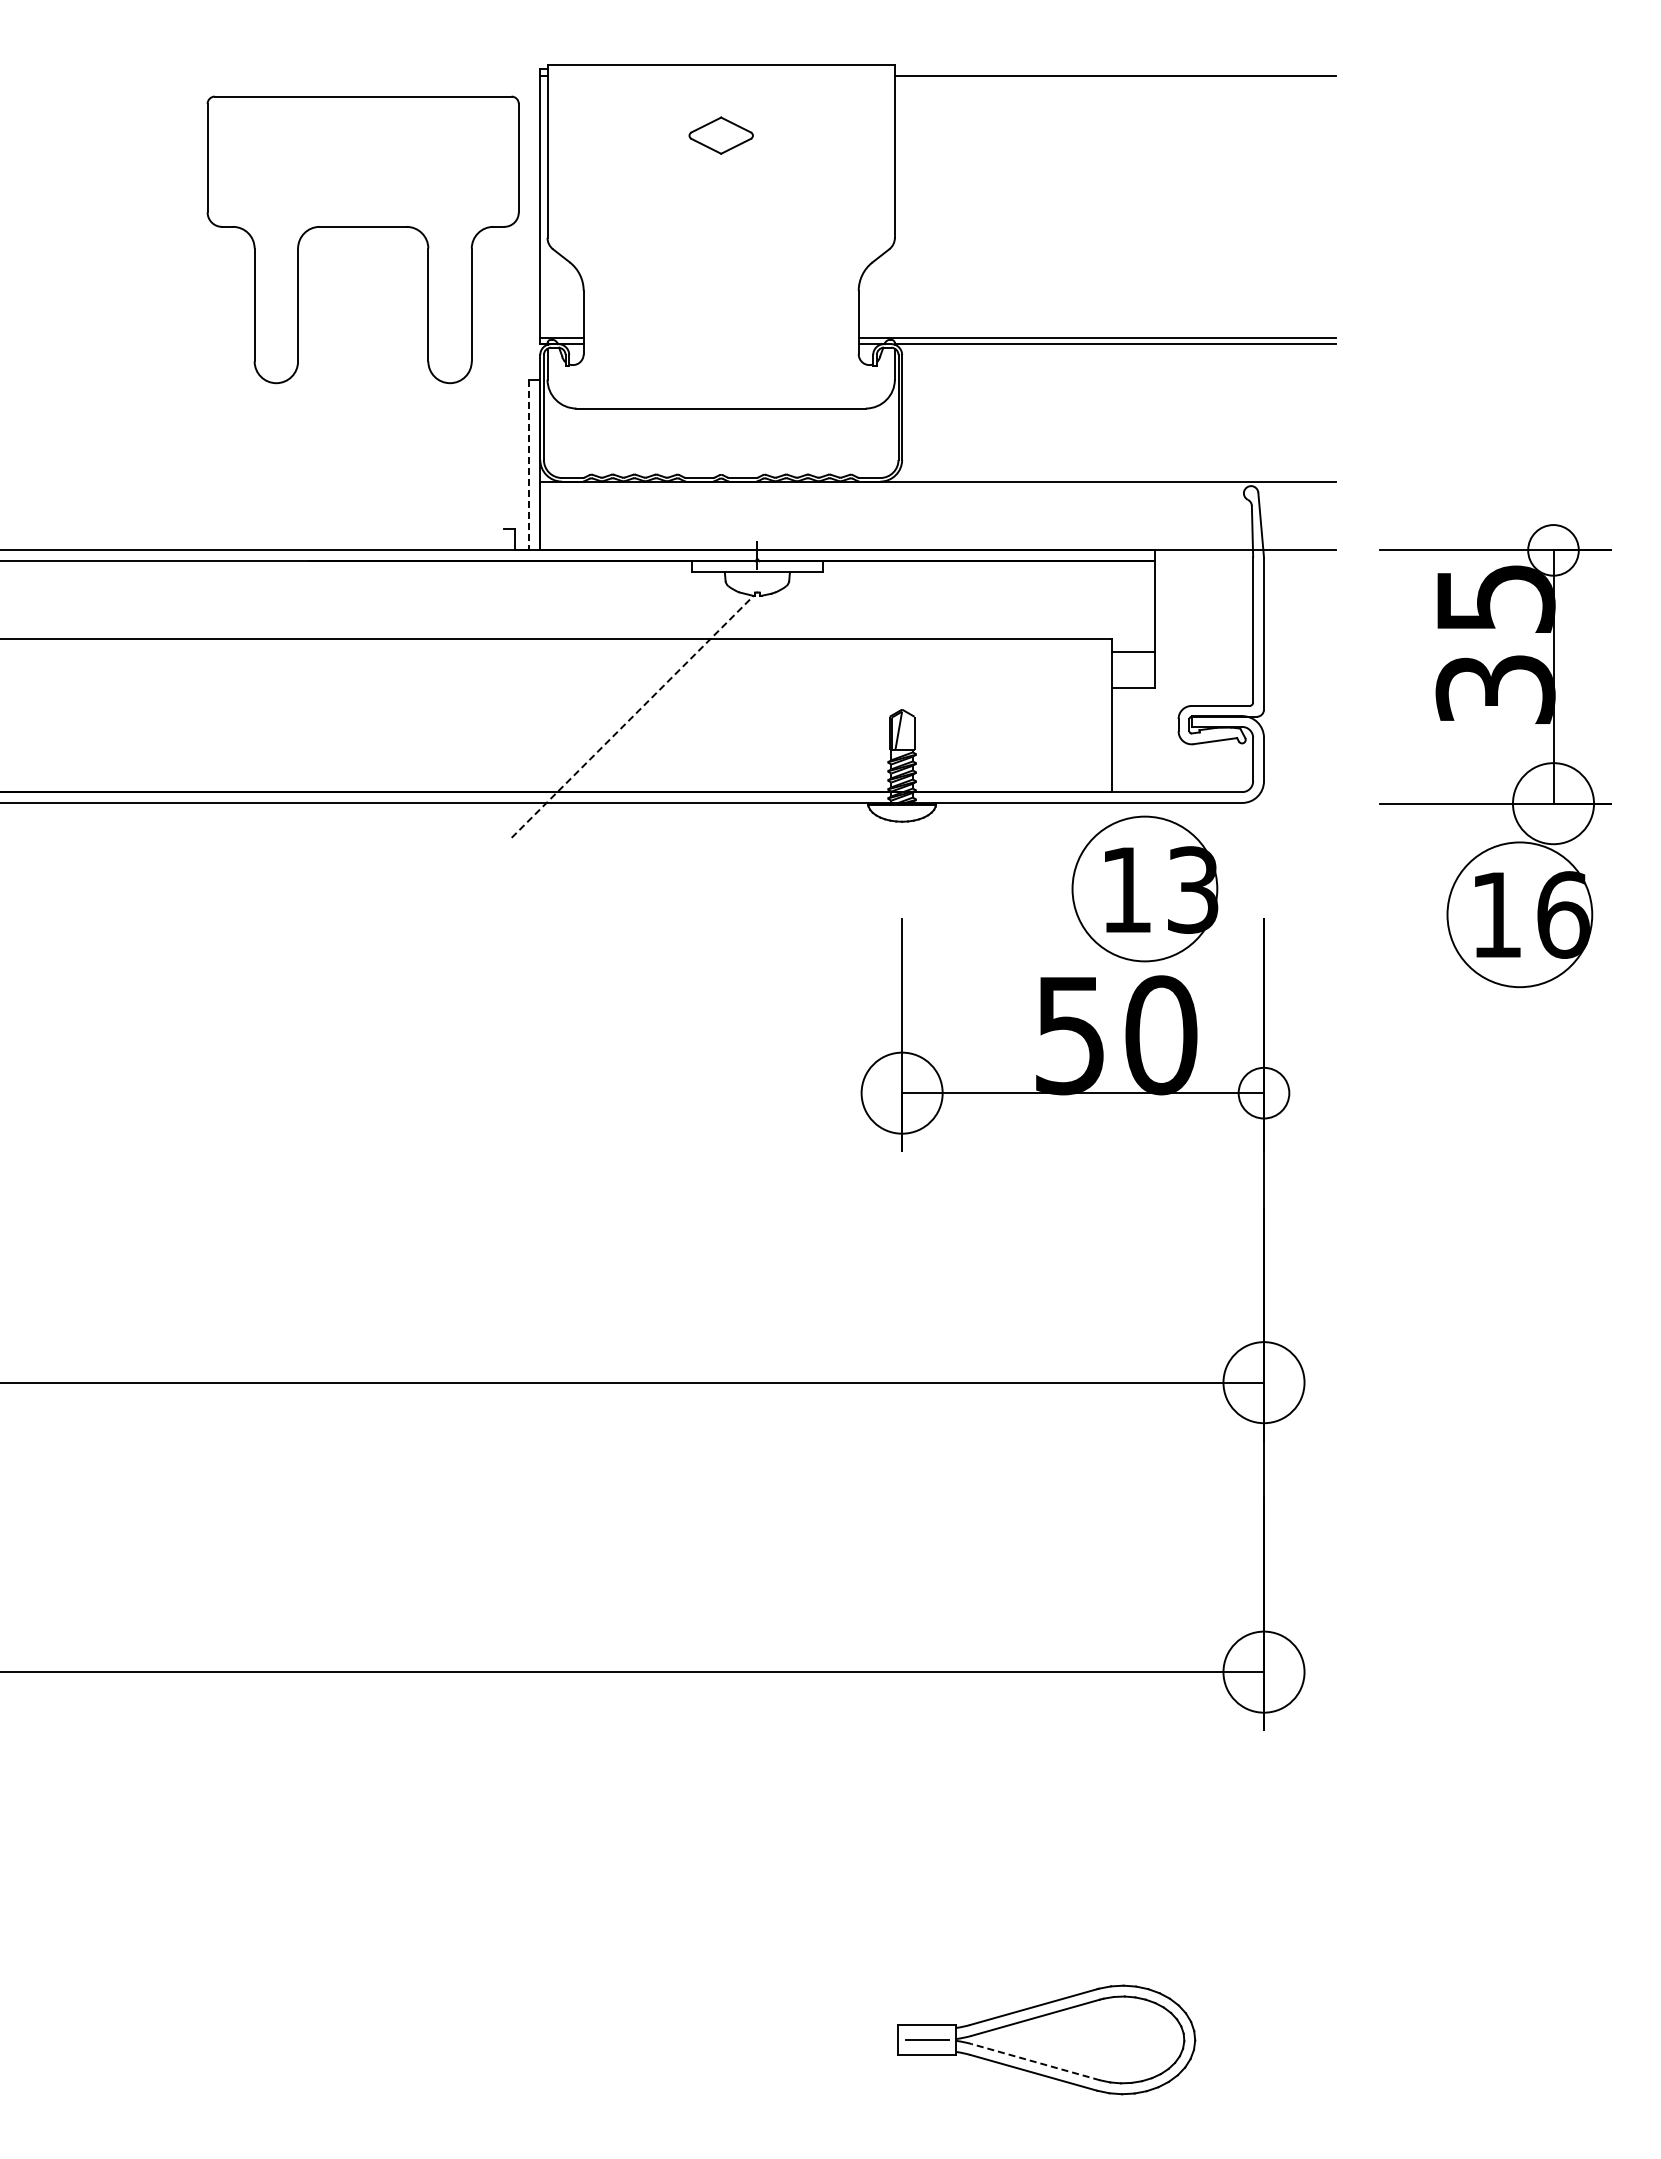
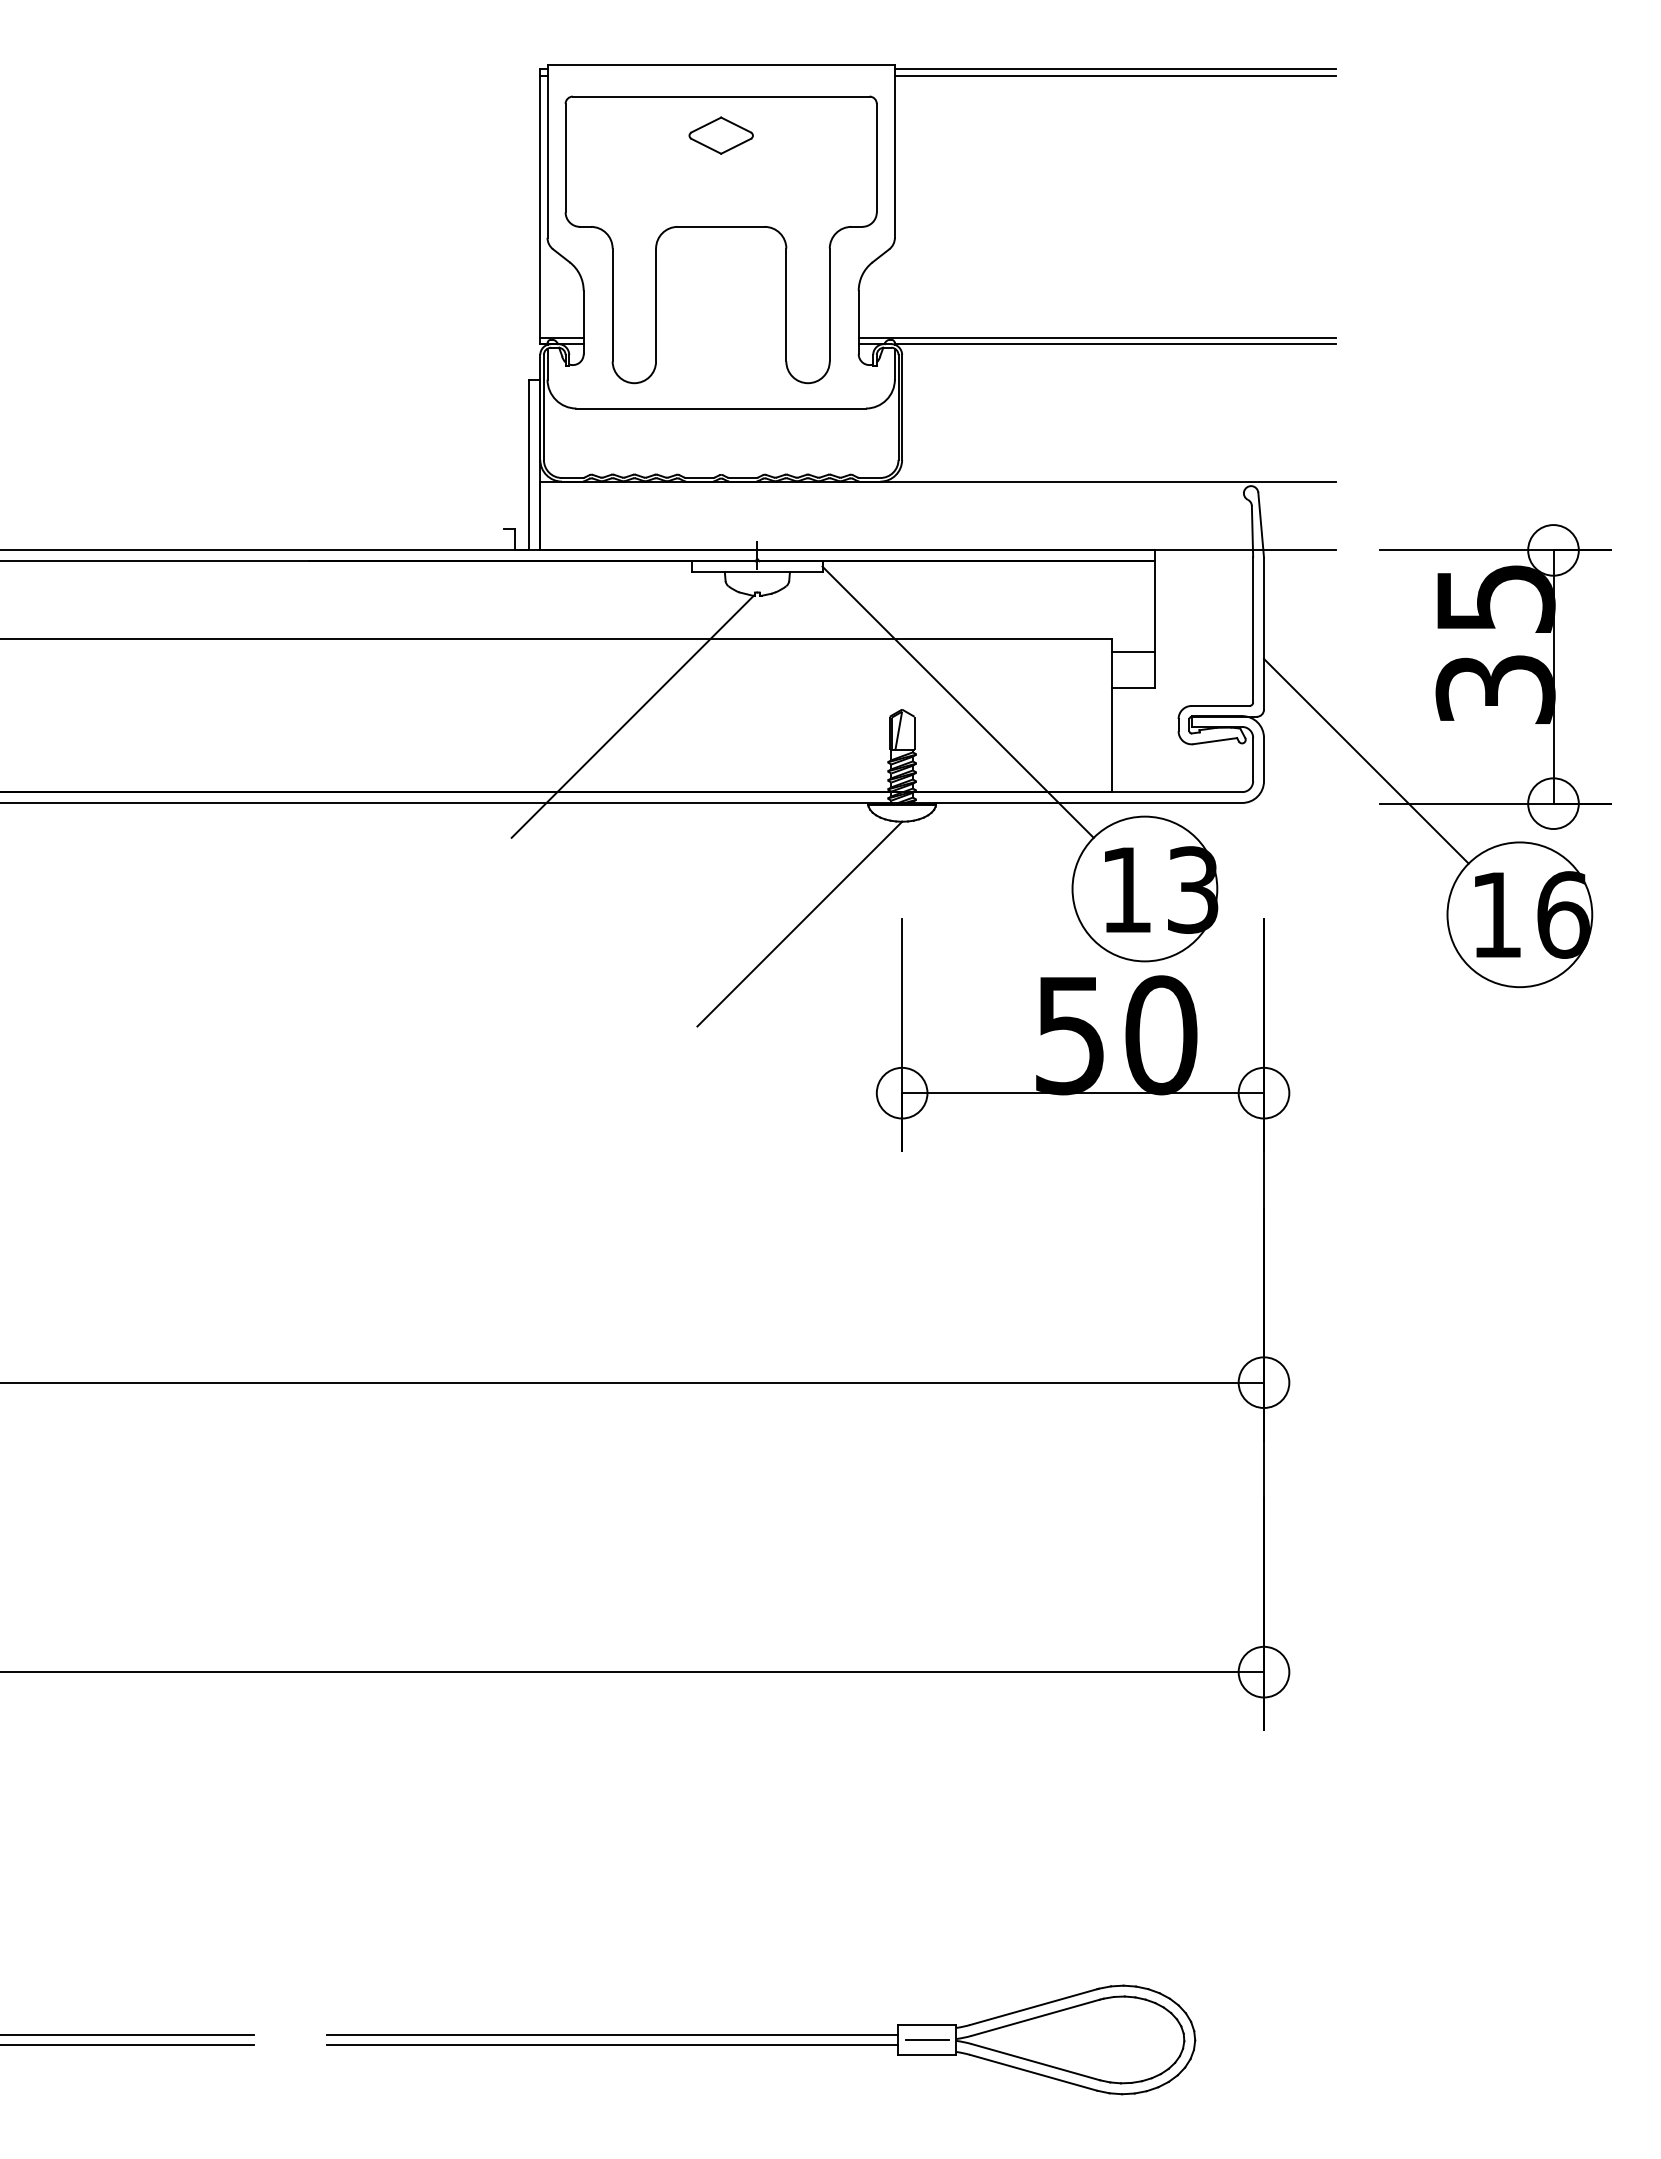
line: none -> present (1115, 69)
part position: (362, 227) -> (720, 227) (720, 227)
line: dashed -> solid (529, 465)
line: none -> present (957, 701)
line: dashed -> solid (633, 716)
line: none -> present (1366, 760)
circle diameter: 81 px -> 51 px (1553, 803)
line: none -> present (799, 923)
circle diameter: 81 px -> 51 px (901, 1092)
circle diameter: 81 px -> 51 px (1263, 1382)
circle diameter: 81 px -> 51 px (1263, 1671)
line: none -> present (128, 2034)
line: none -> present (612, 2034)
line: none -> present (128, 2045)
line: none -> present (612, 2045)
line: dashed -> solid (1035, 2062)
